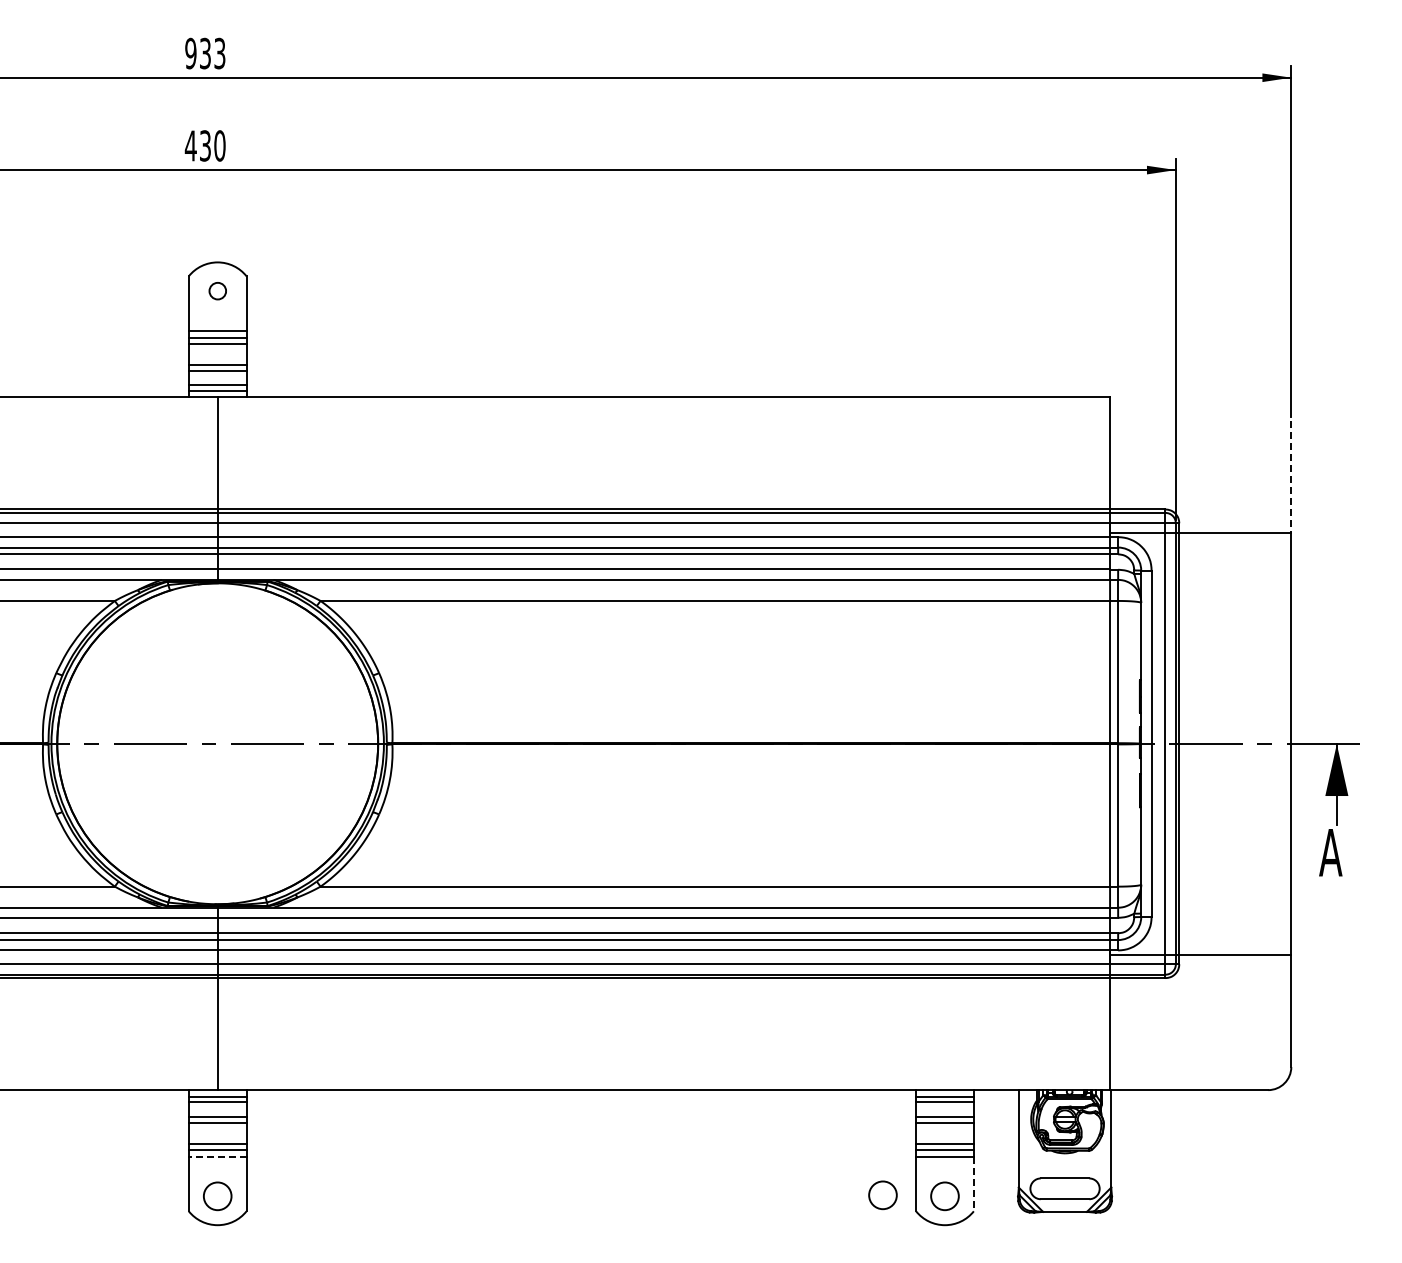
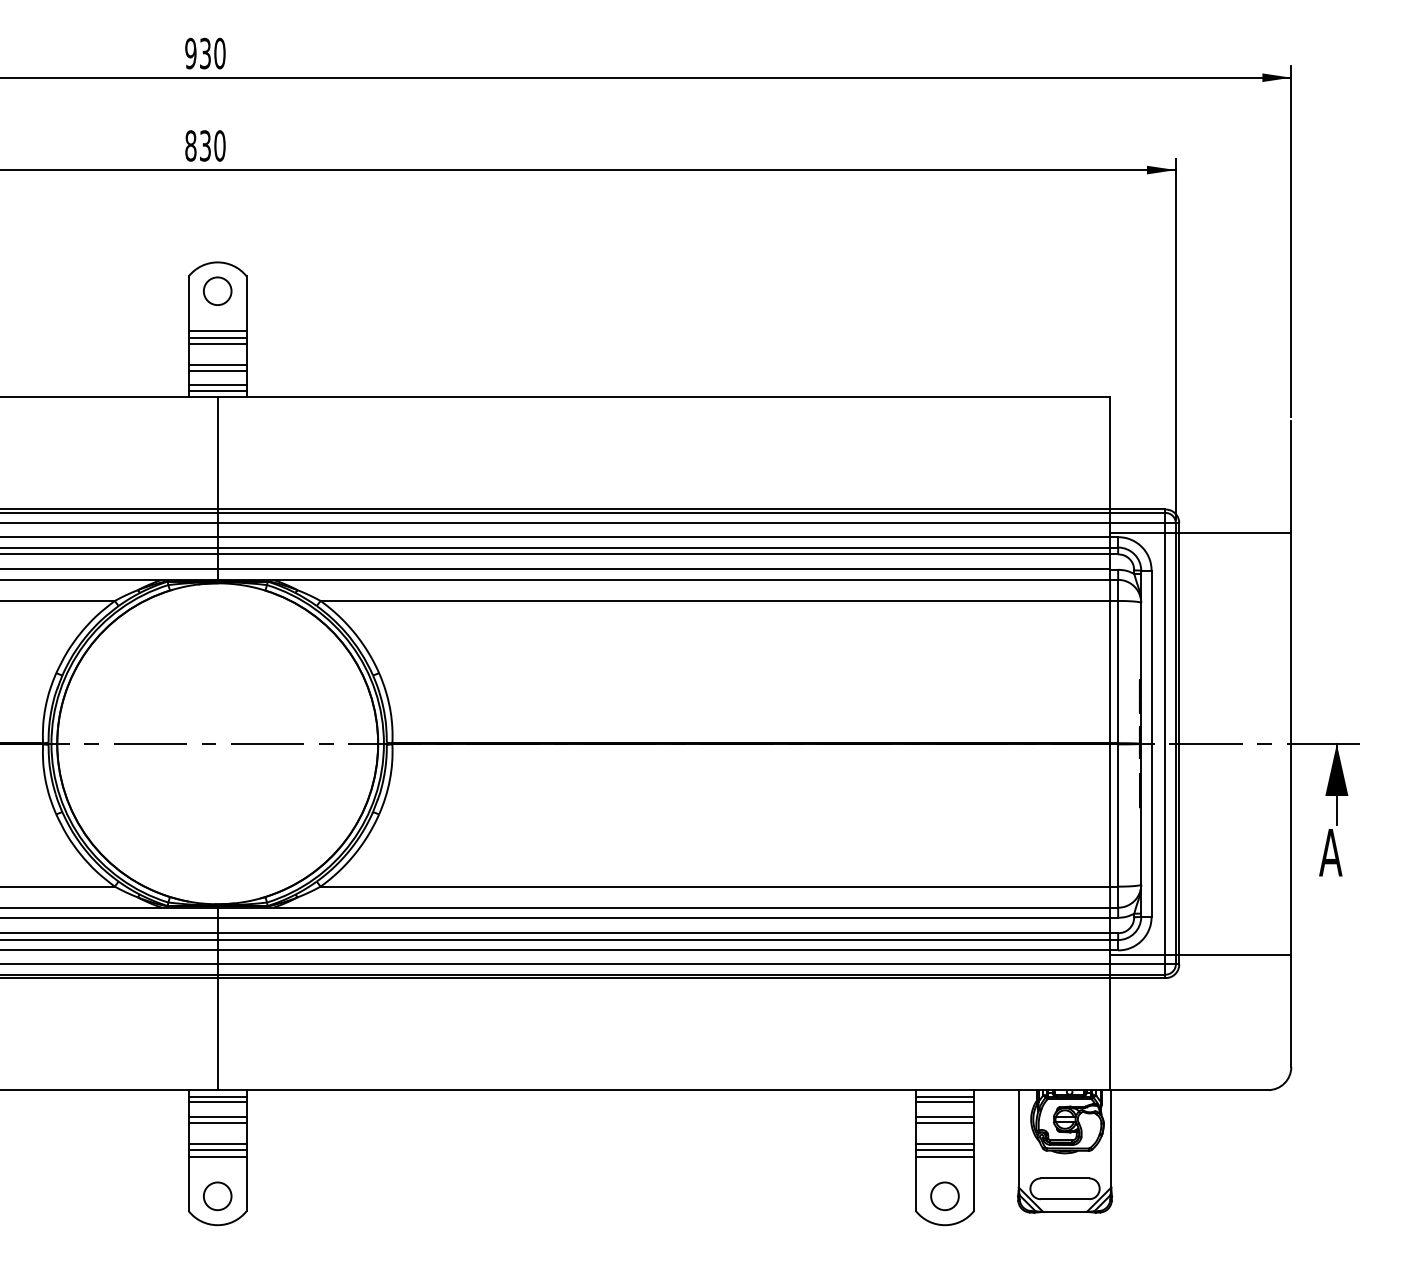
text: 933 -> 930 (219, 53)
text: 430 -> 830 (190, 145)
circle size: 19x19 px -> 30x30 px (217, 290)
line: dashed -> solid (1291, 476)
line: dashed -> solid (217, 1157)
line: dashed -> solid (973, 1184)
circle: present -> none (882, 1195)
